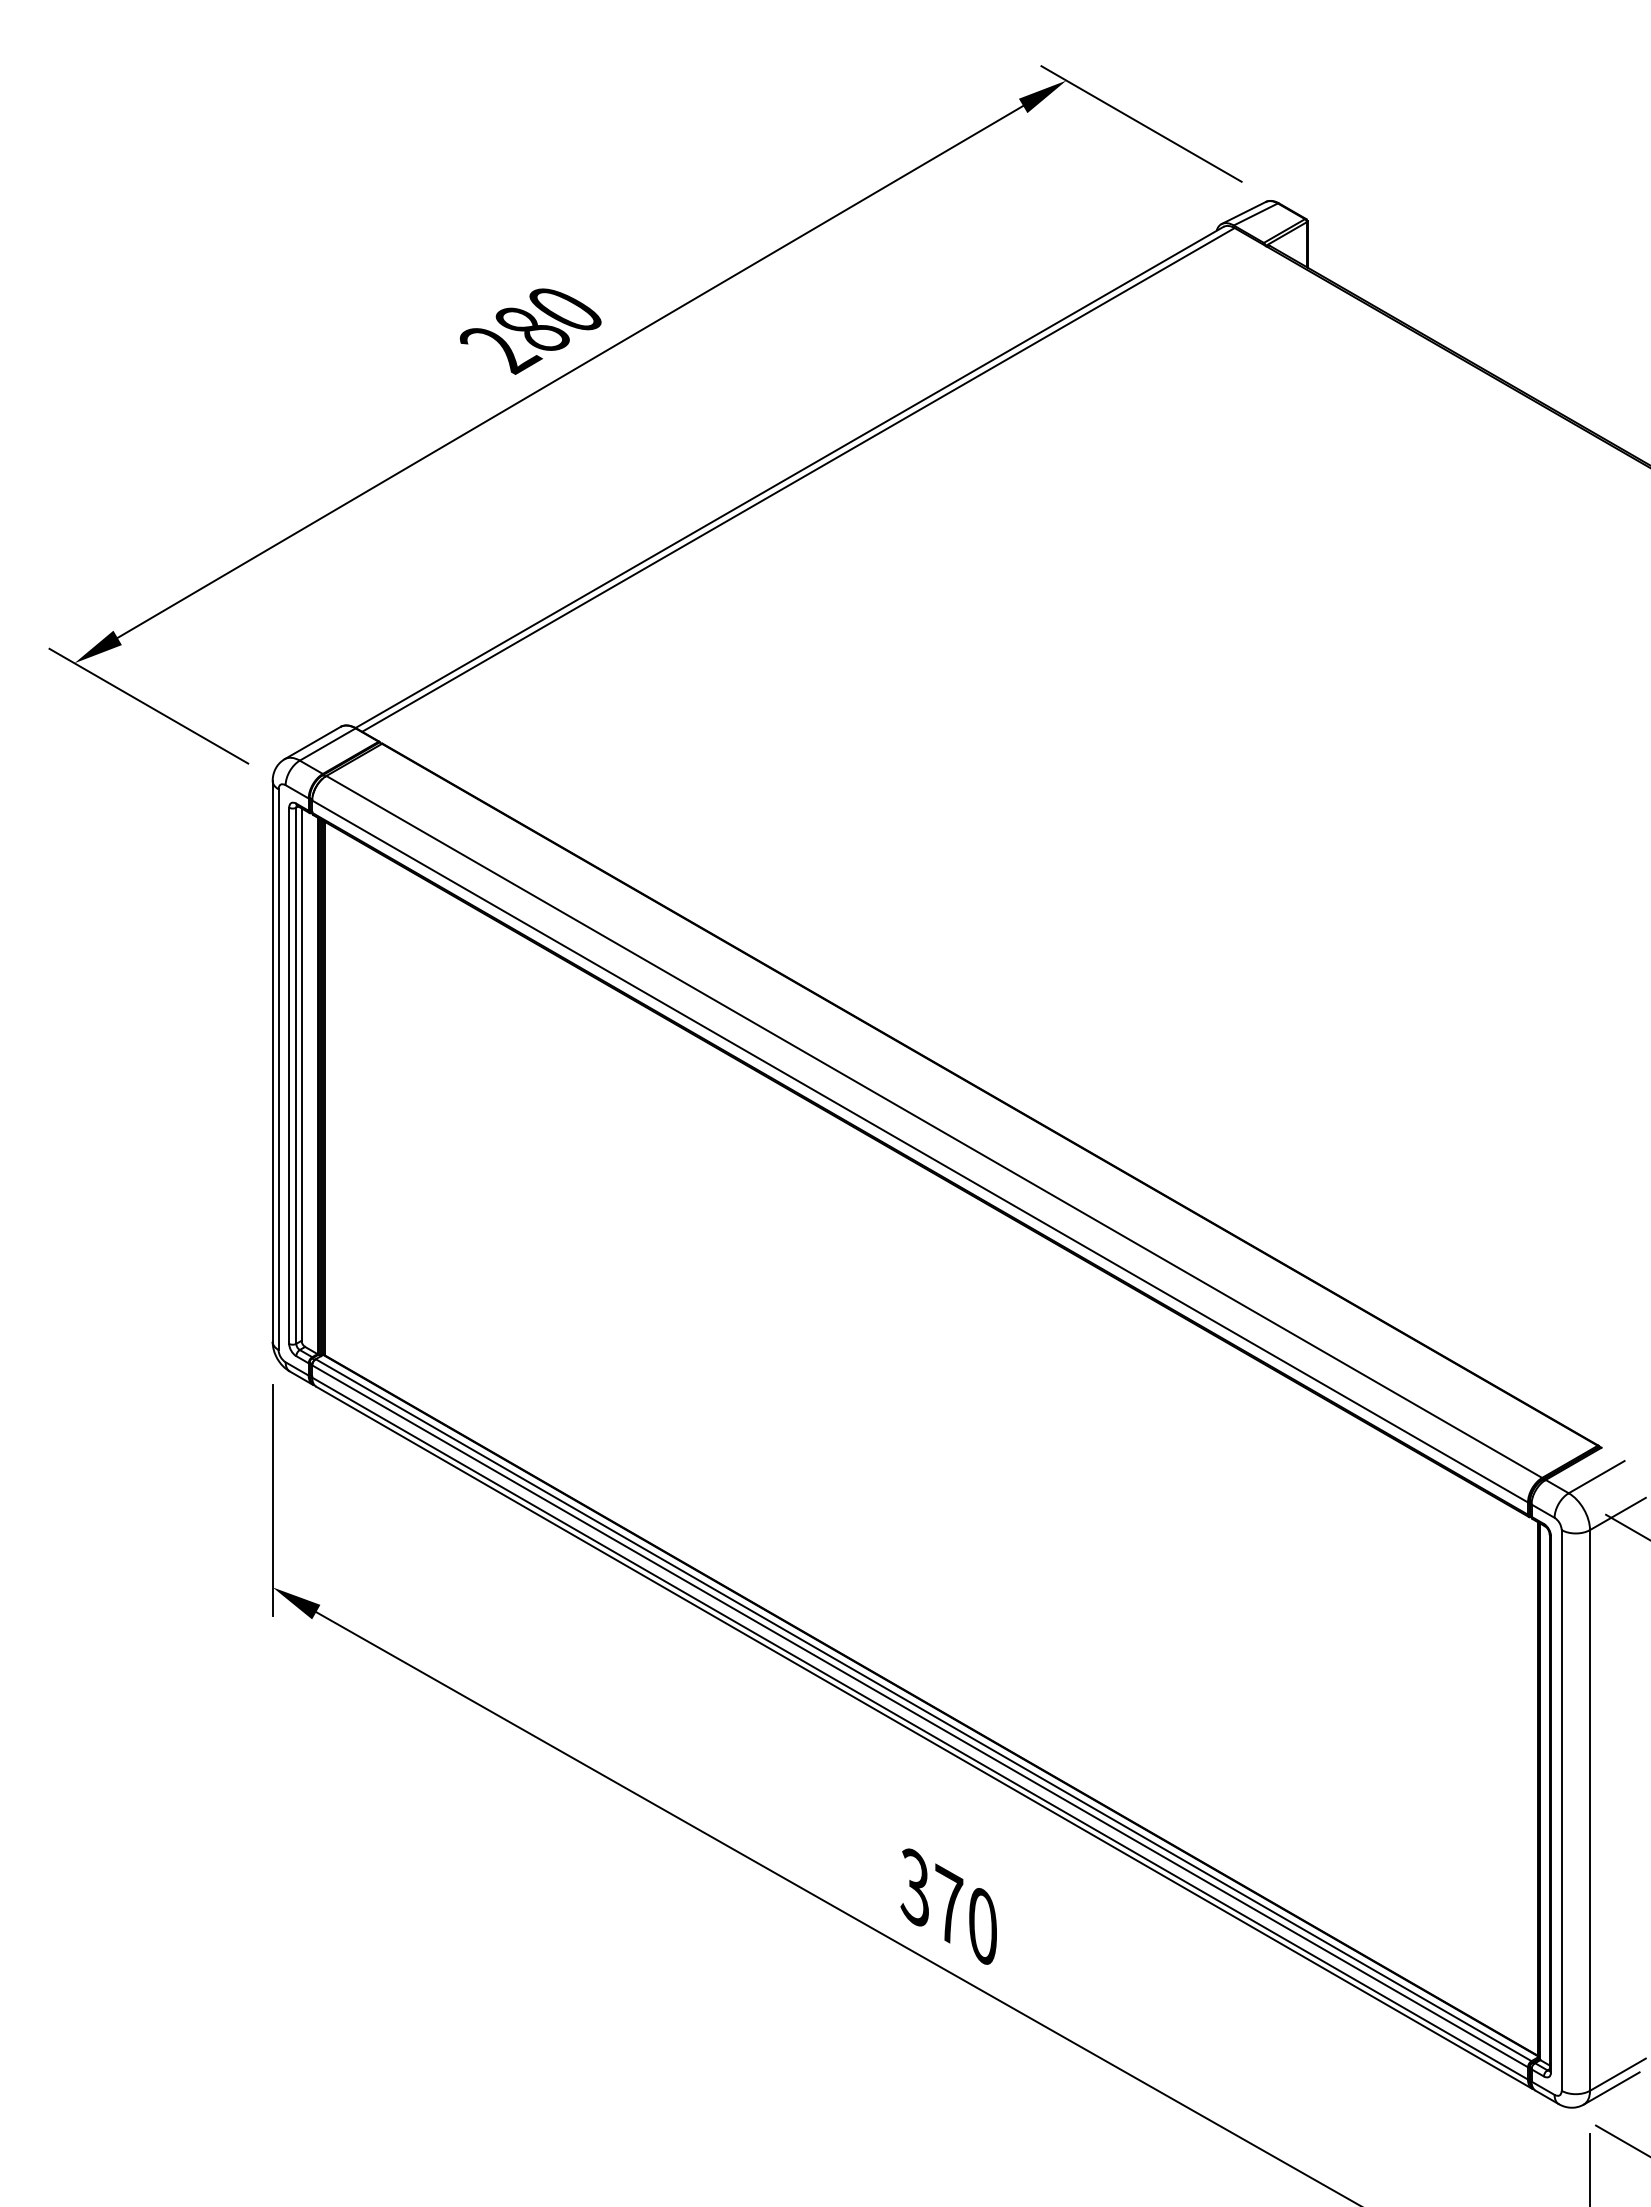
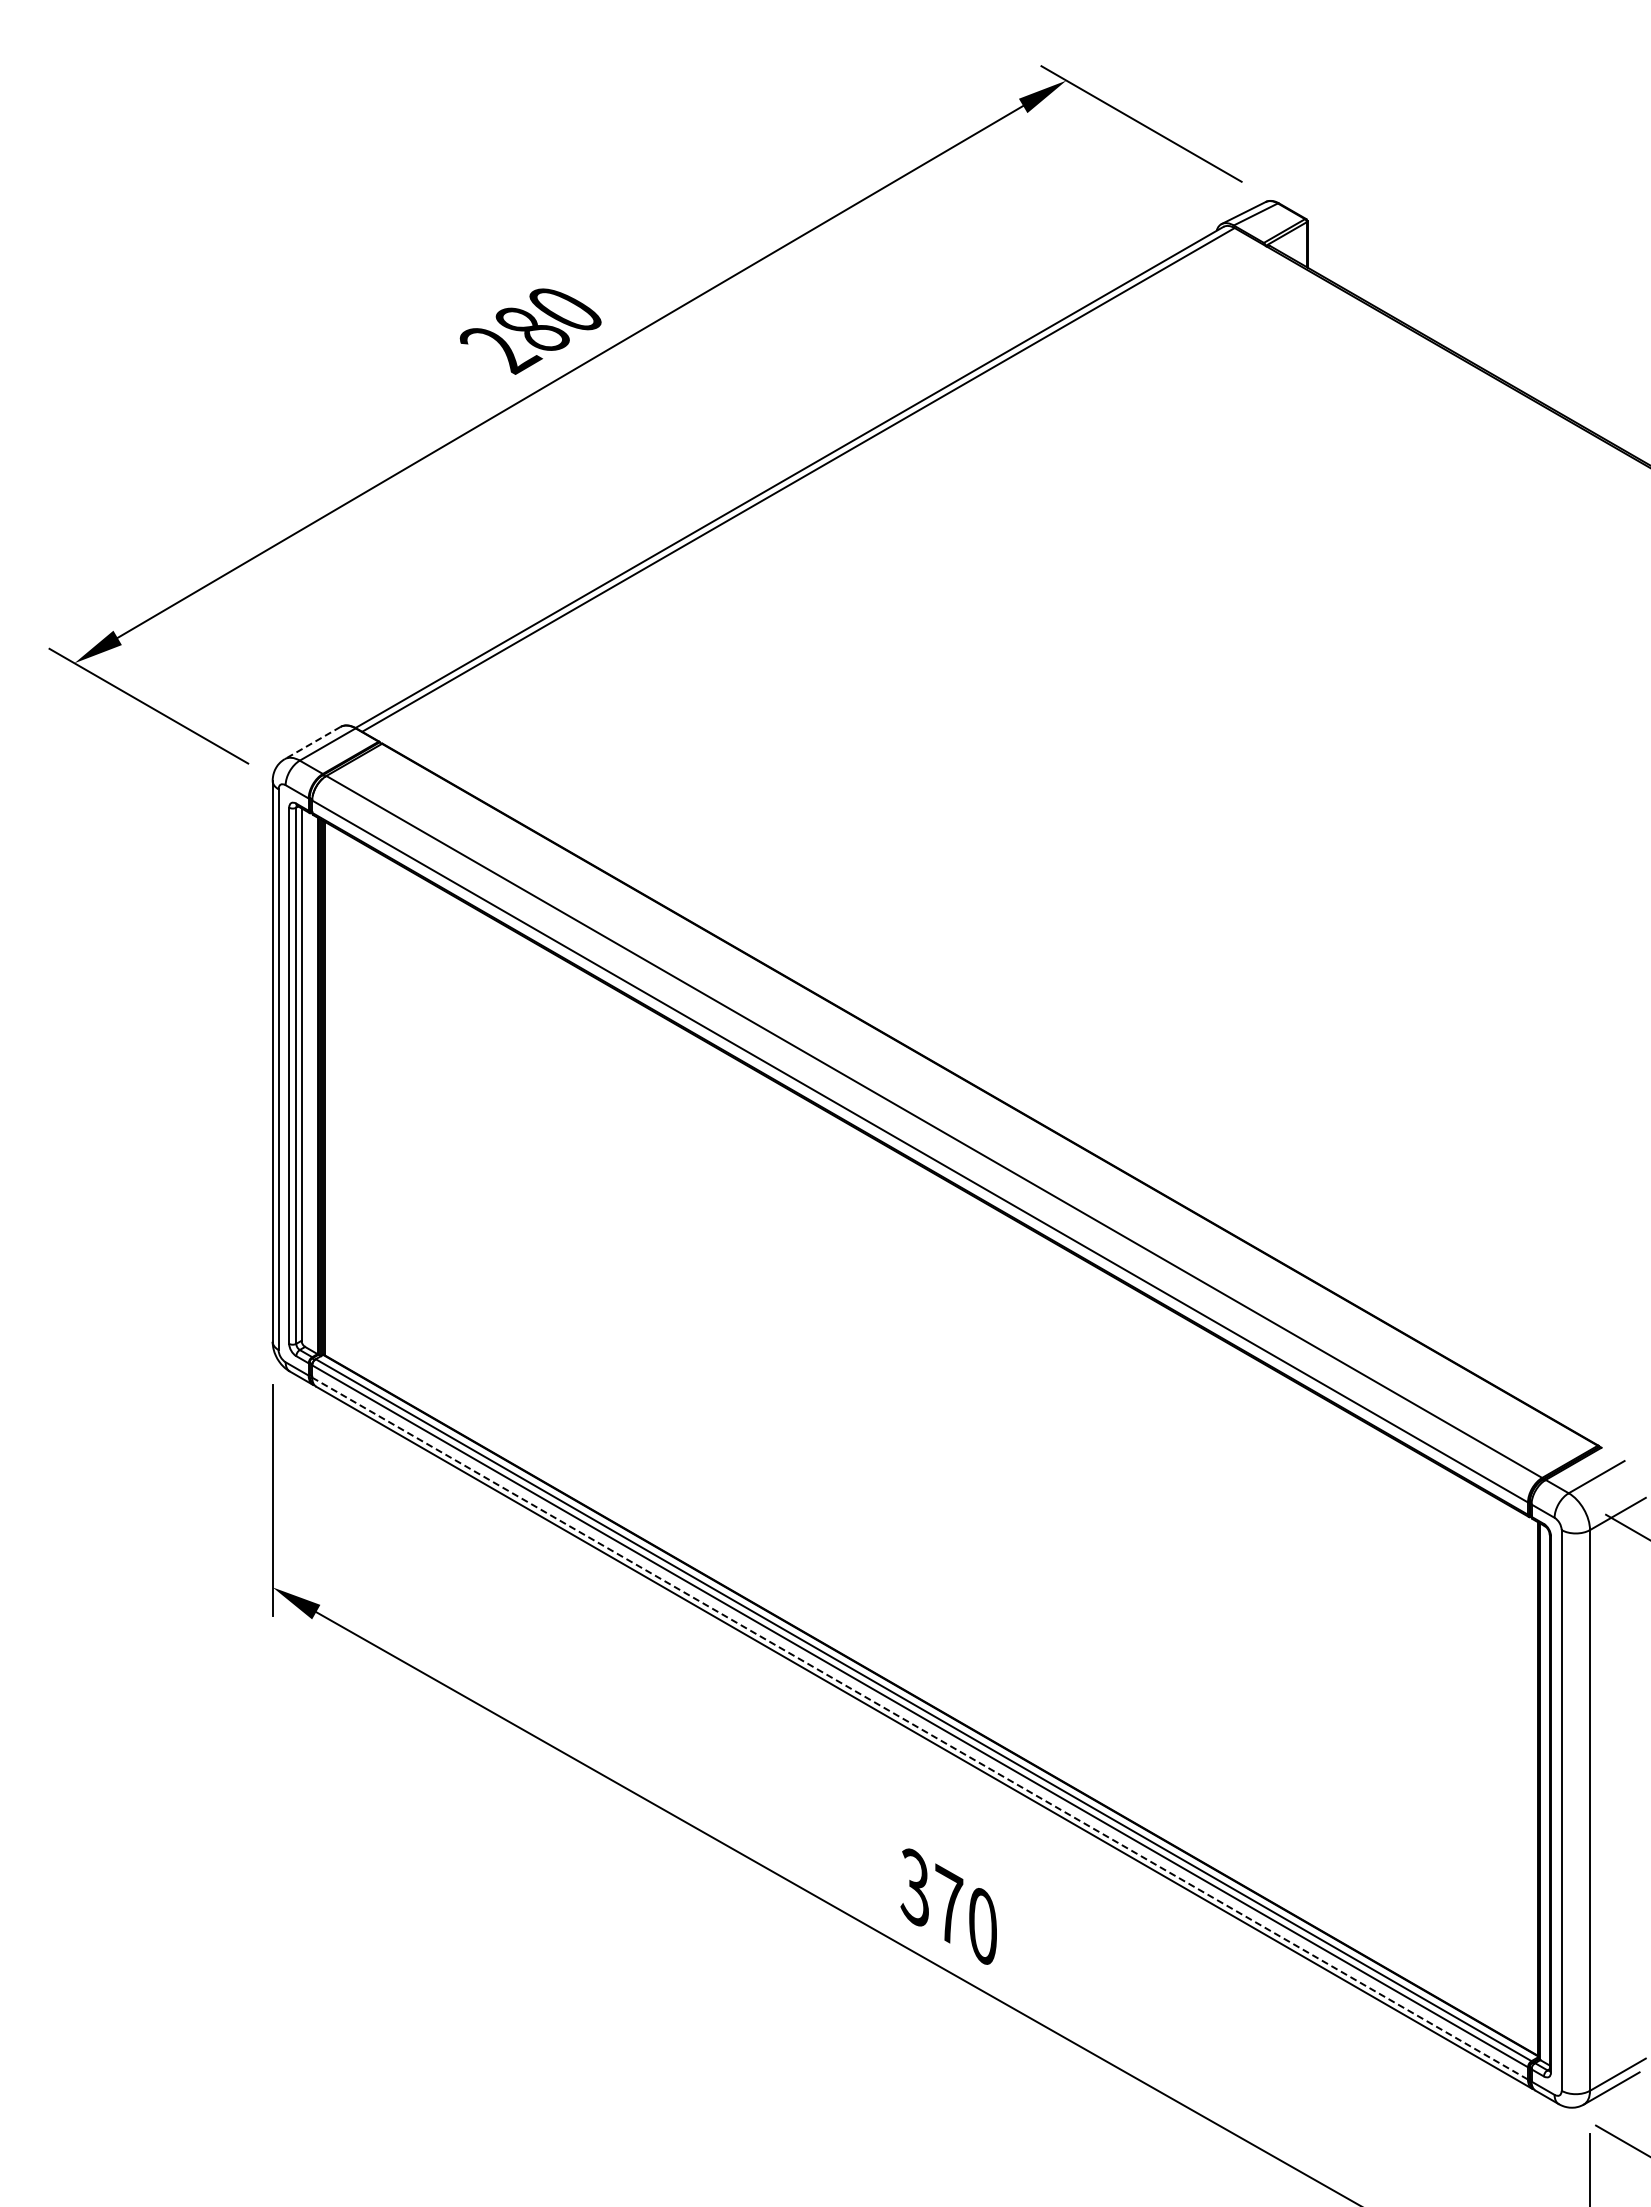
line: solid -> dashed (312, 743)
line: solid -> dashed (920, 1728)
